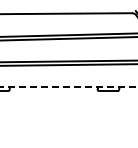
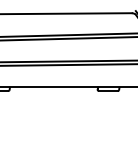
line: dashed -> solid (69, 86)
